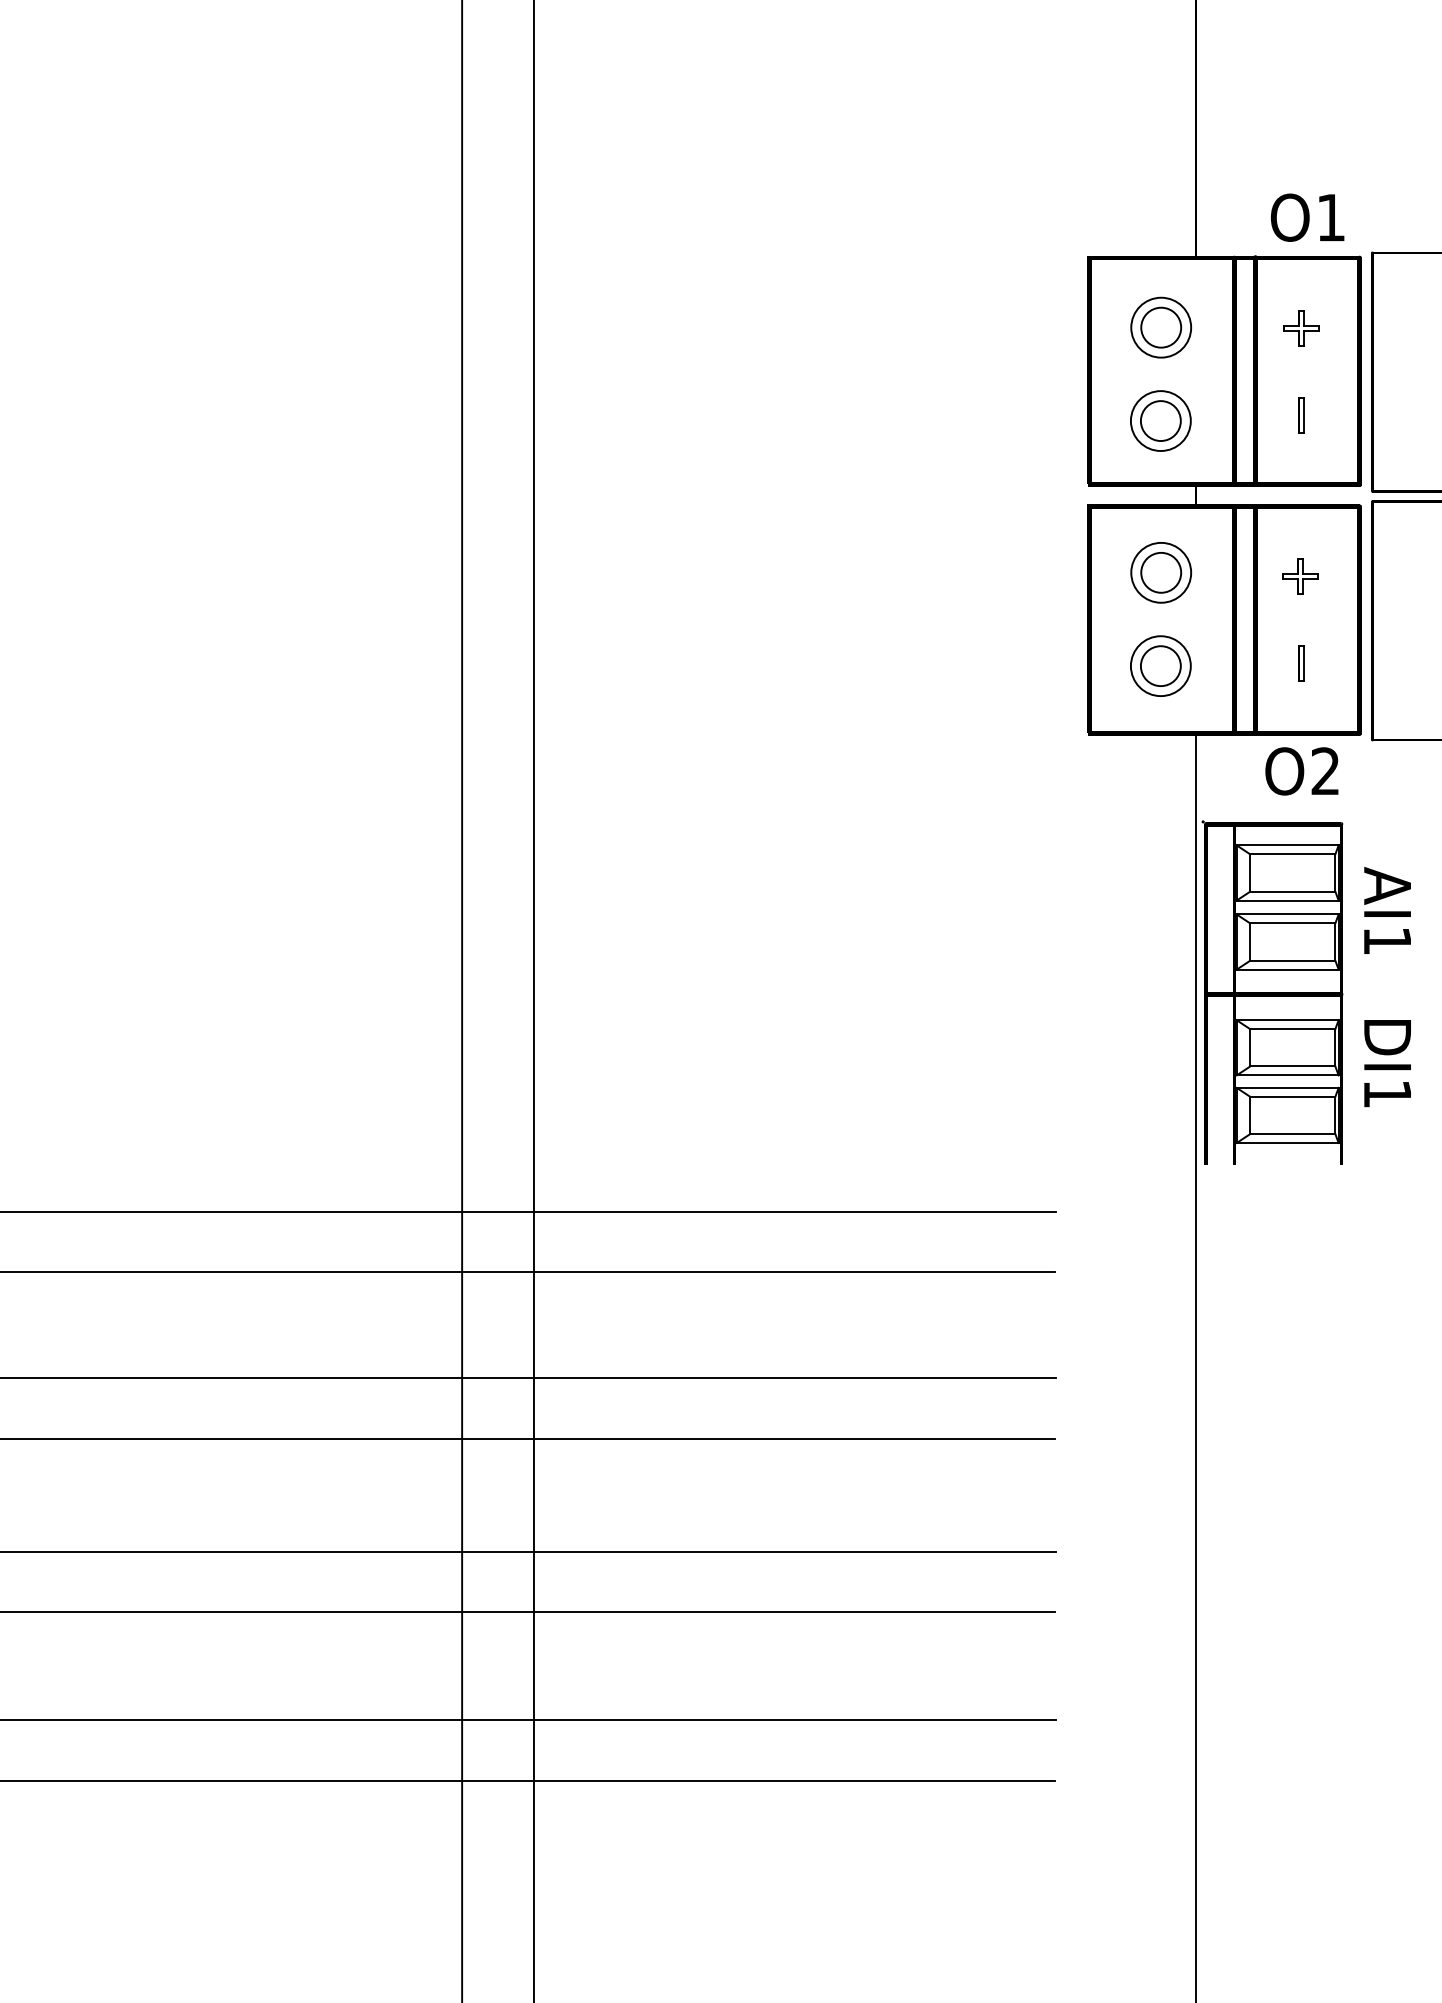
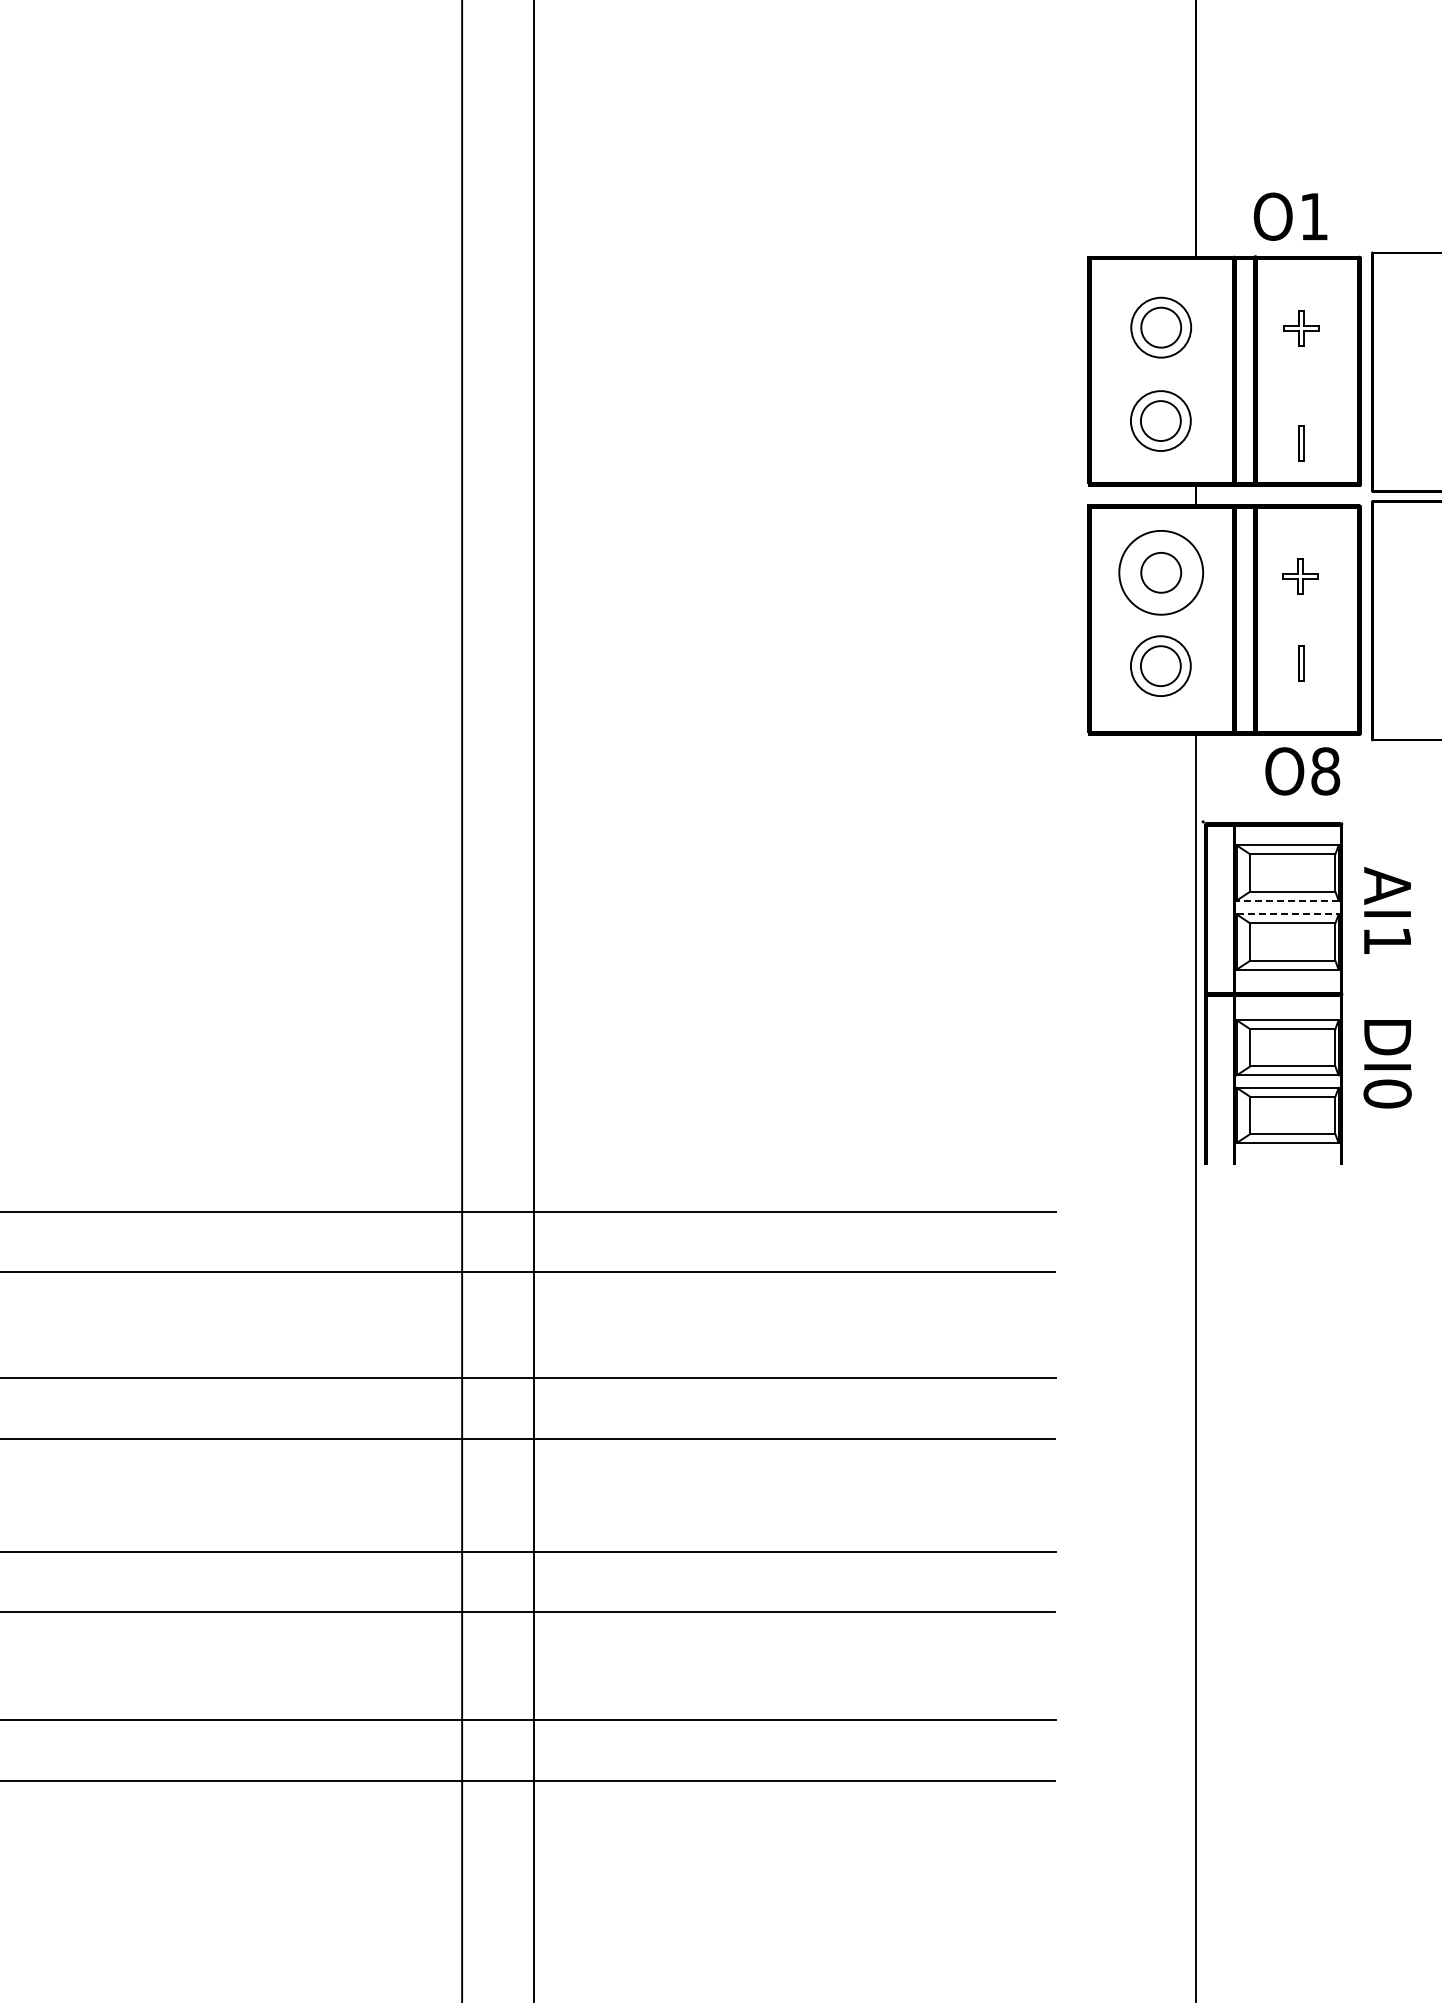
text position: (1307, 217) -> (1290, 216) (1290, 216)
part position: (1301, 415) -> (1301, 443) (1301, 443)
circle diameter: 60 px -> 84 px (1161, 572)
text: O2 -> O8 (1325, 771)
line: solid -> dashed (1287, 900)
line: solid -> dashed (1287, 914)
text: DI1 -> DI0 (1387, 1093)
